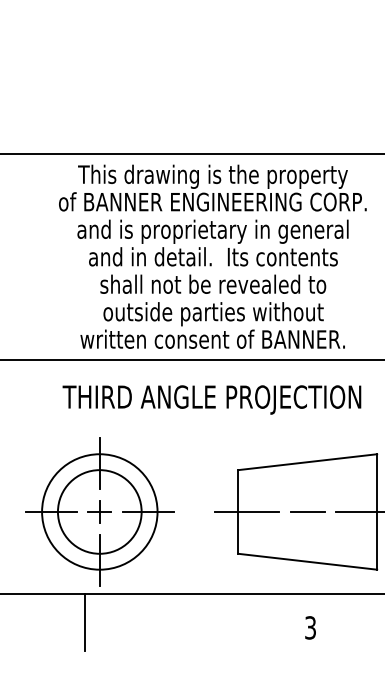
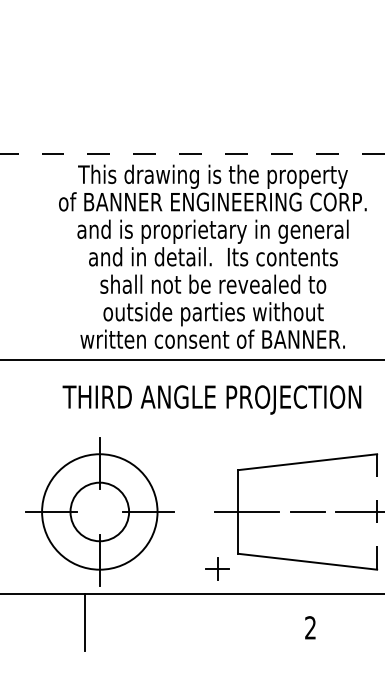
line: solid -> dashed (192, 153)
circle diameter: 84 px -> 59 px (99, 511)
part position: (99, 511) -> (217, 568) (217, 568)
line: solid -> dashed (377, 511)
text: 3 -> 2 (310, 627)
